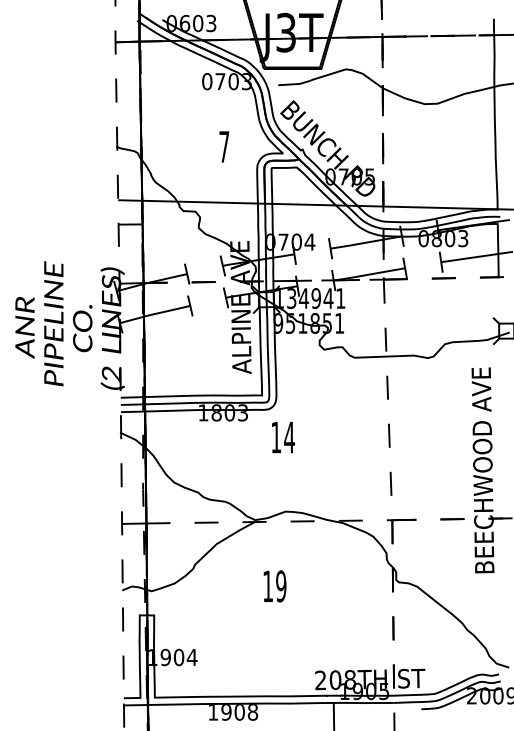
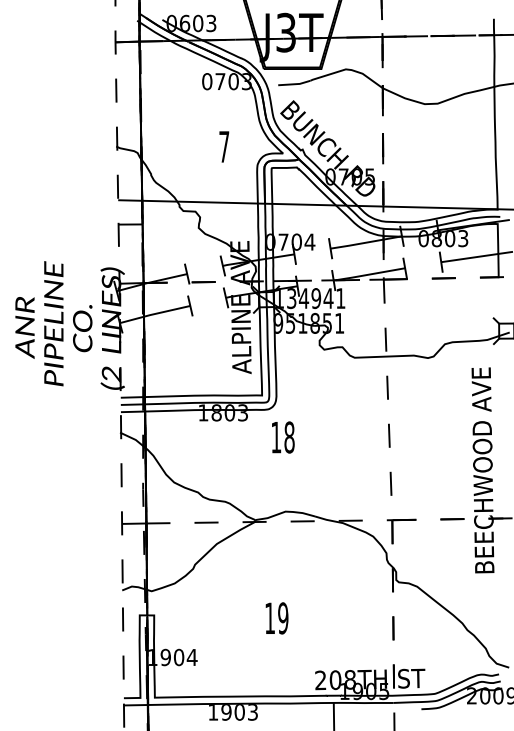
text: 14 -> 18 (289, 437)
text position: (274, 586) -> (276, 618) (276, 618)
text: 1908 -> 1903 (252, 712)
